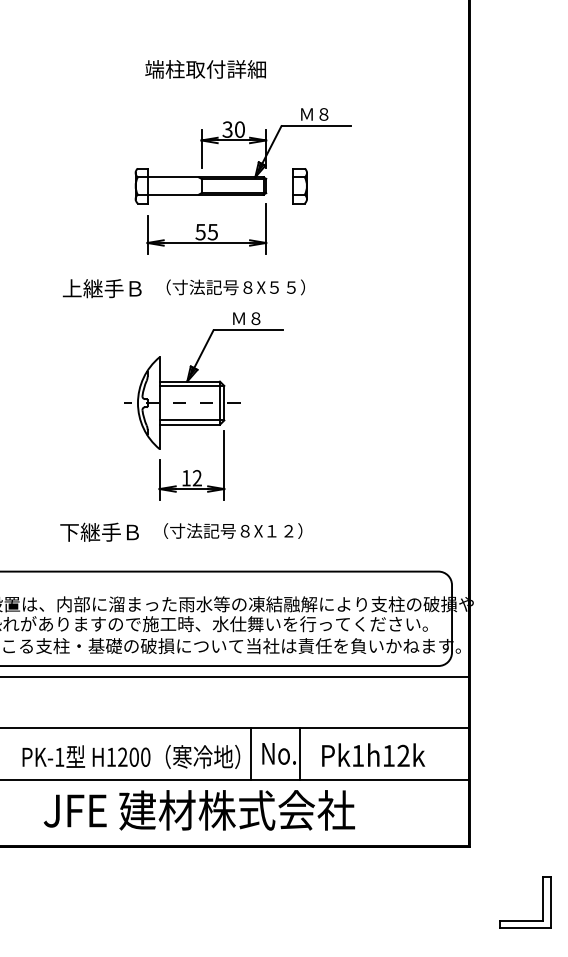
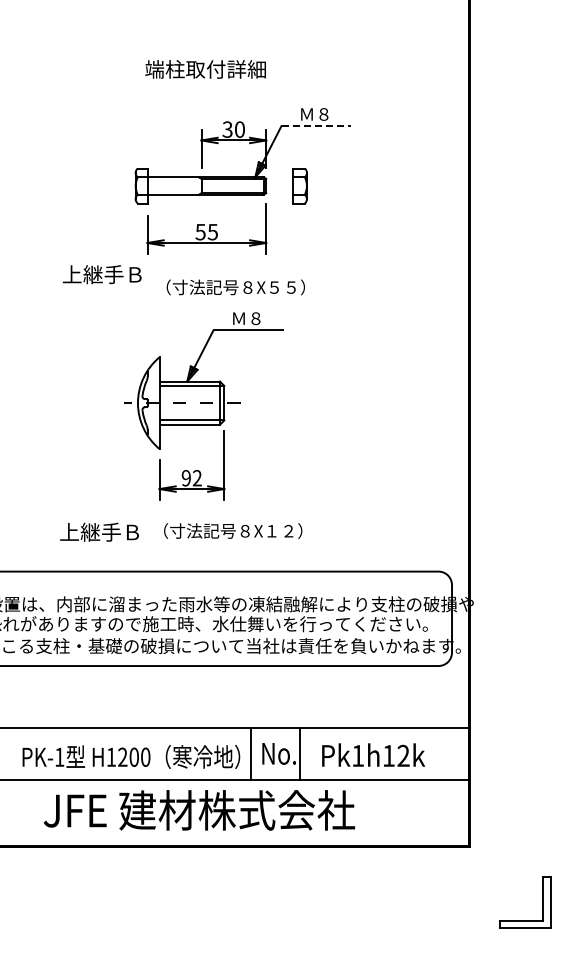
line: solid -> dashed (316, 126)
text position: (101, 288) -> (101, 274) (101, 274)
text: 12 -> 92 (185, 478)
text: 下継手Ｂ -> 上継手Ｂ (69, 532)
line: present -> none (235, 676)
